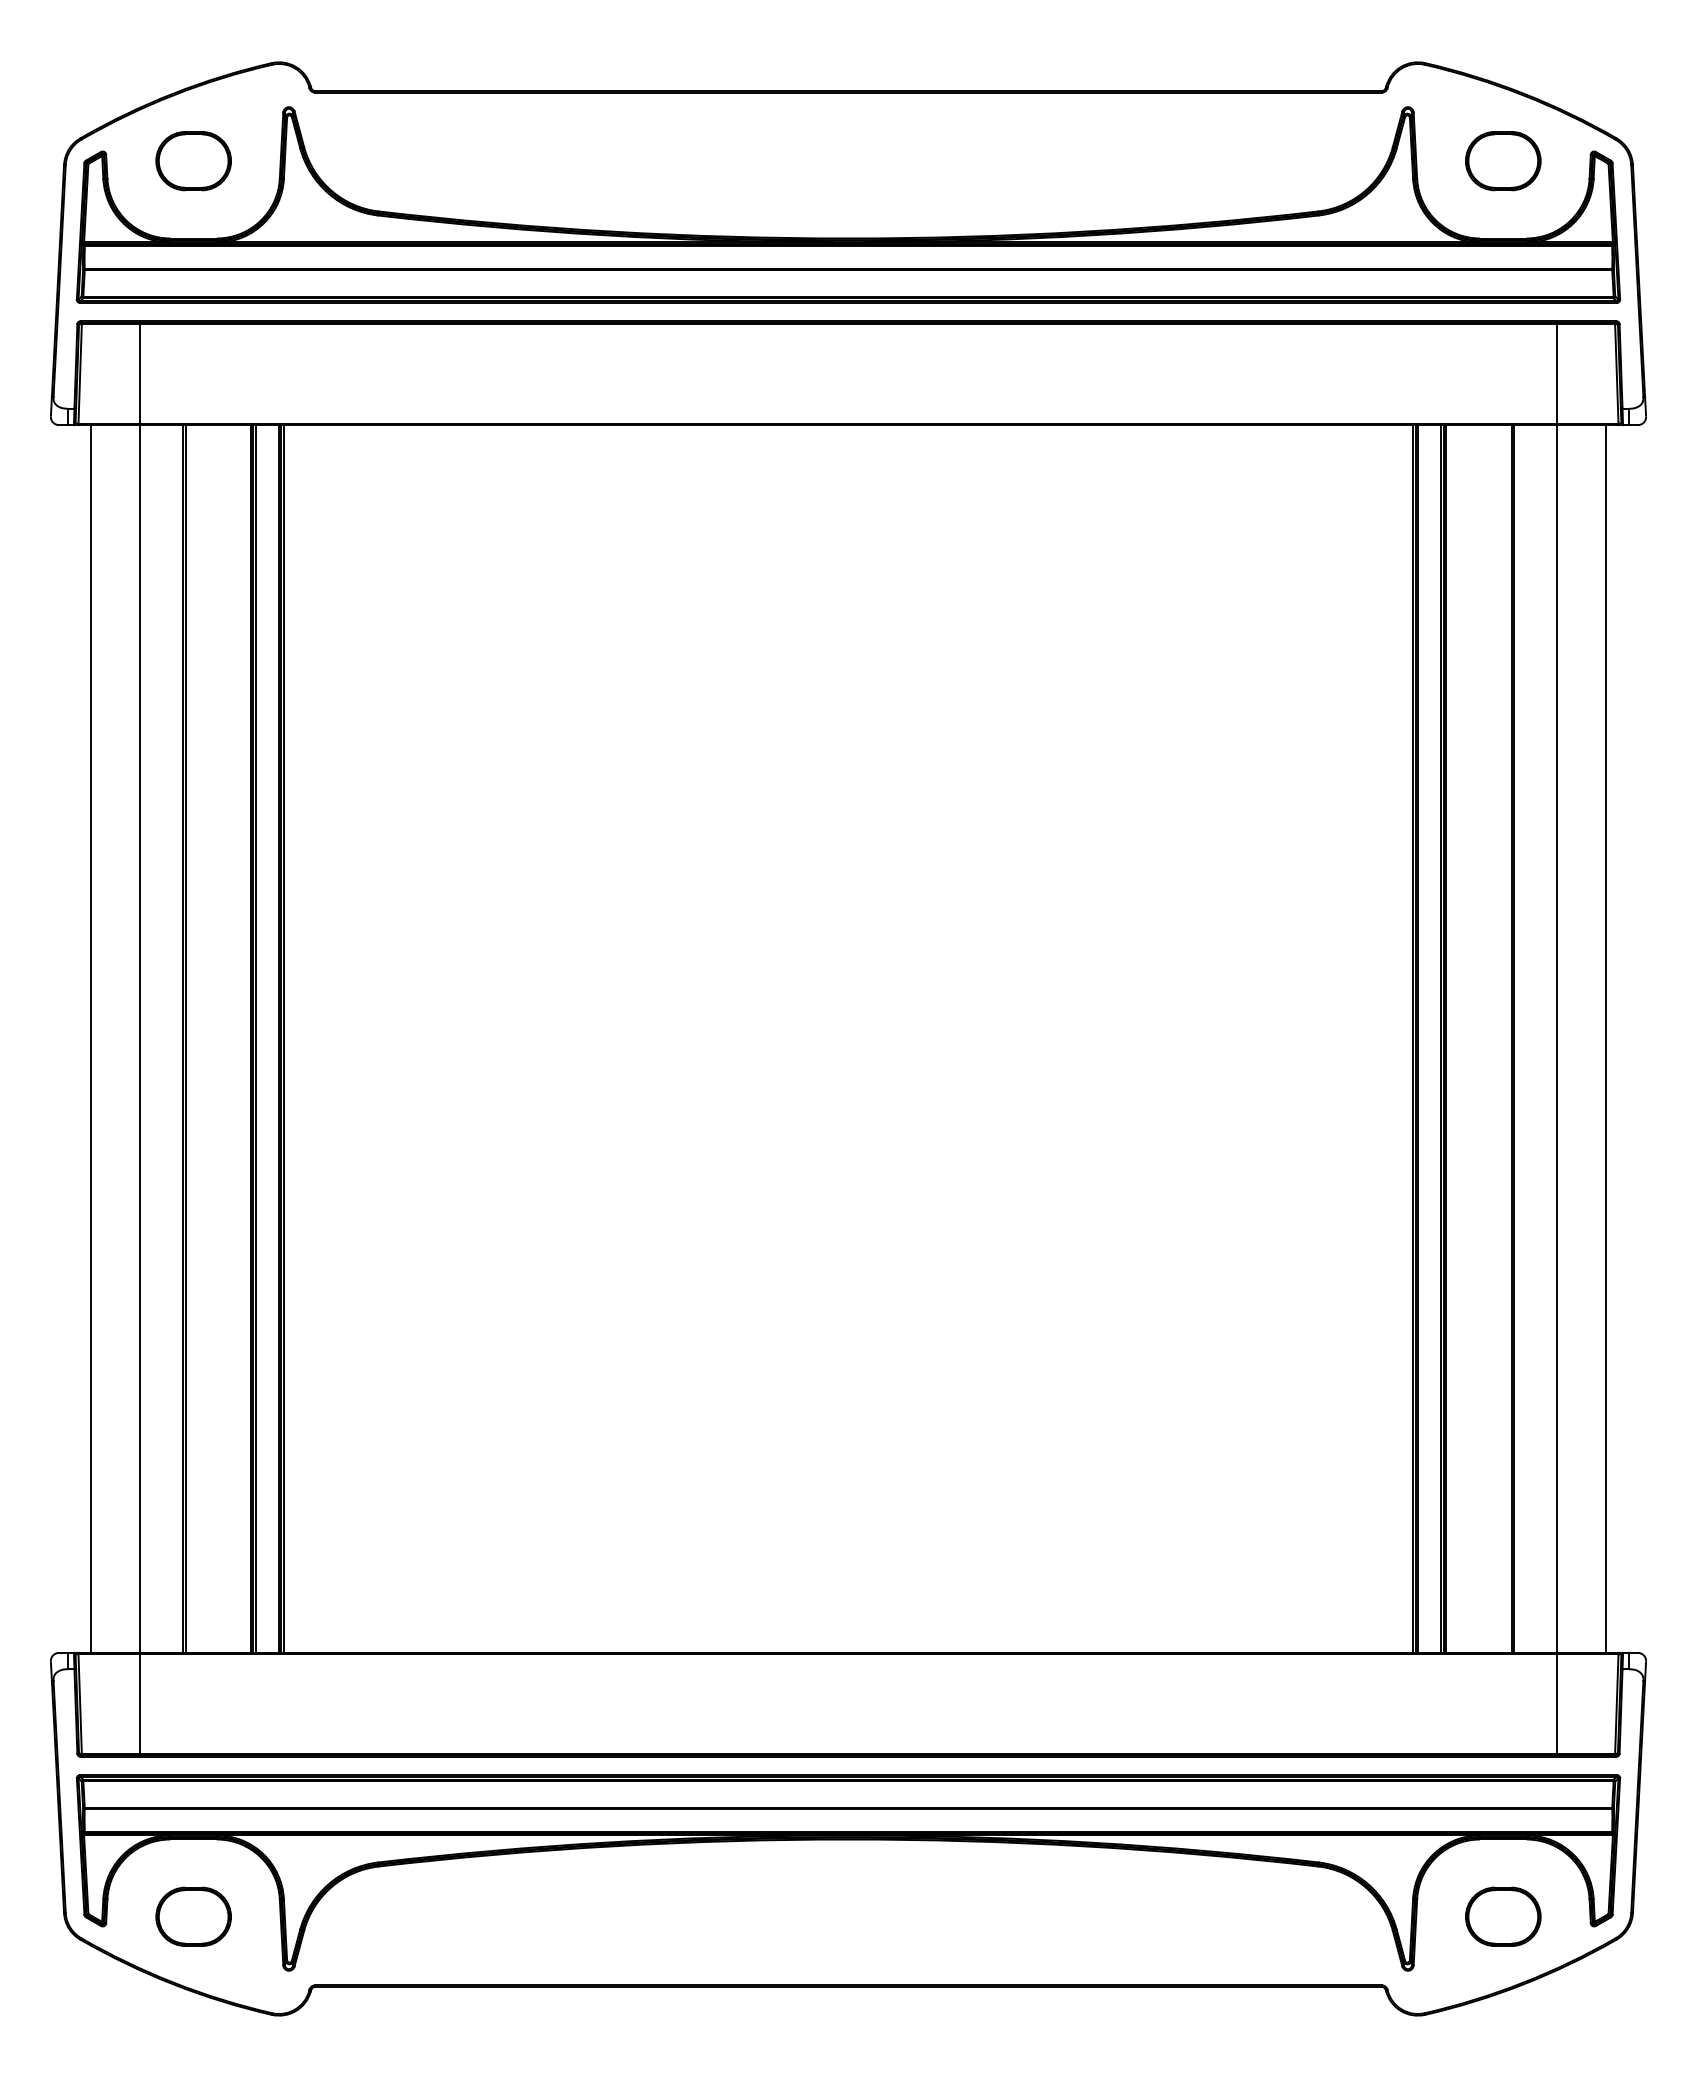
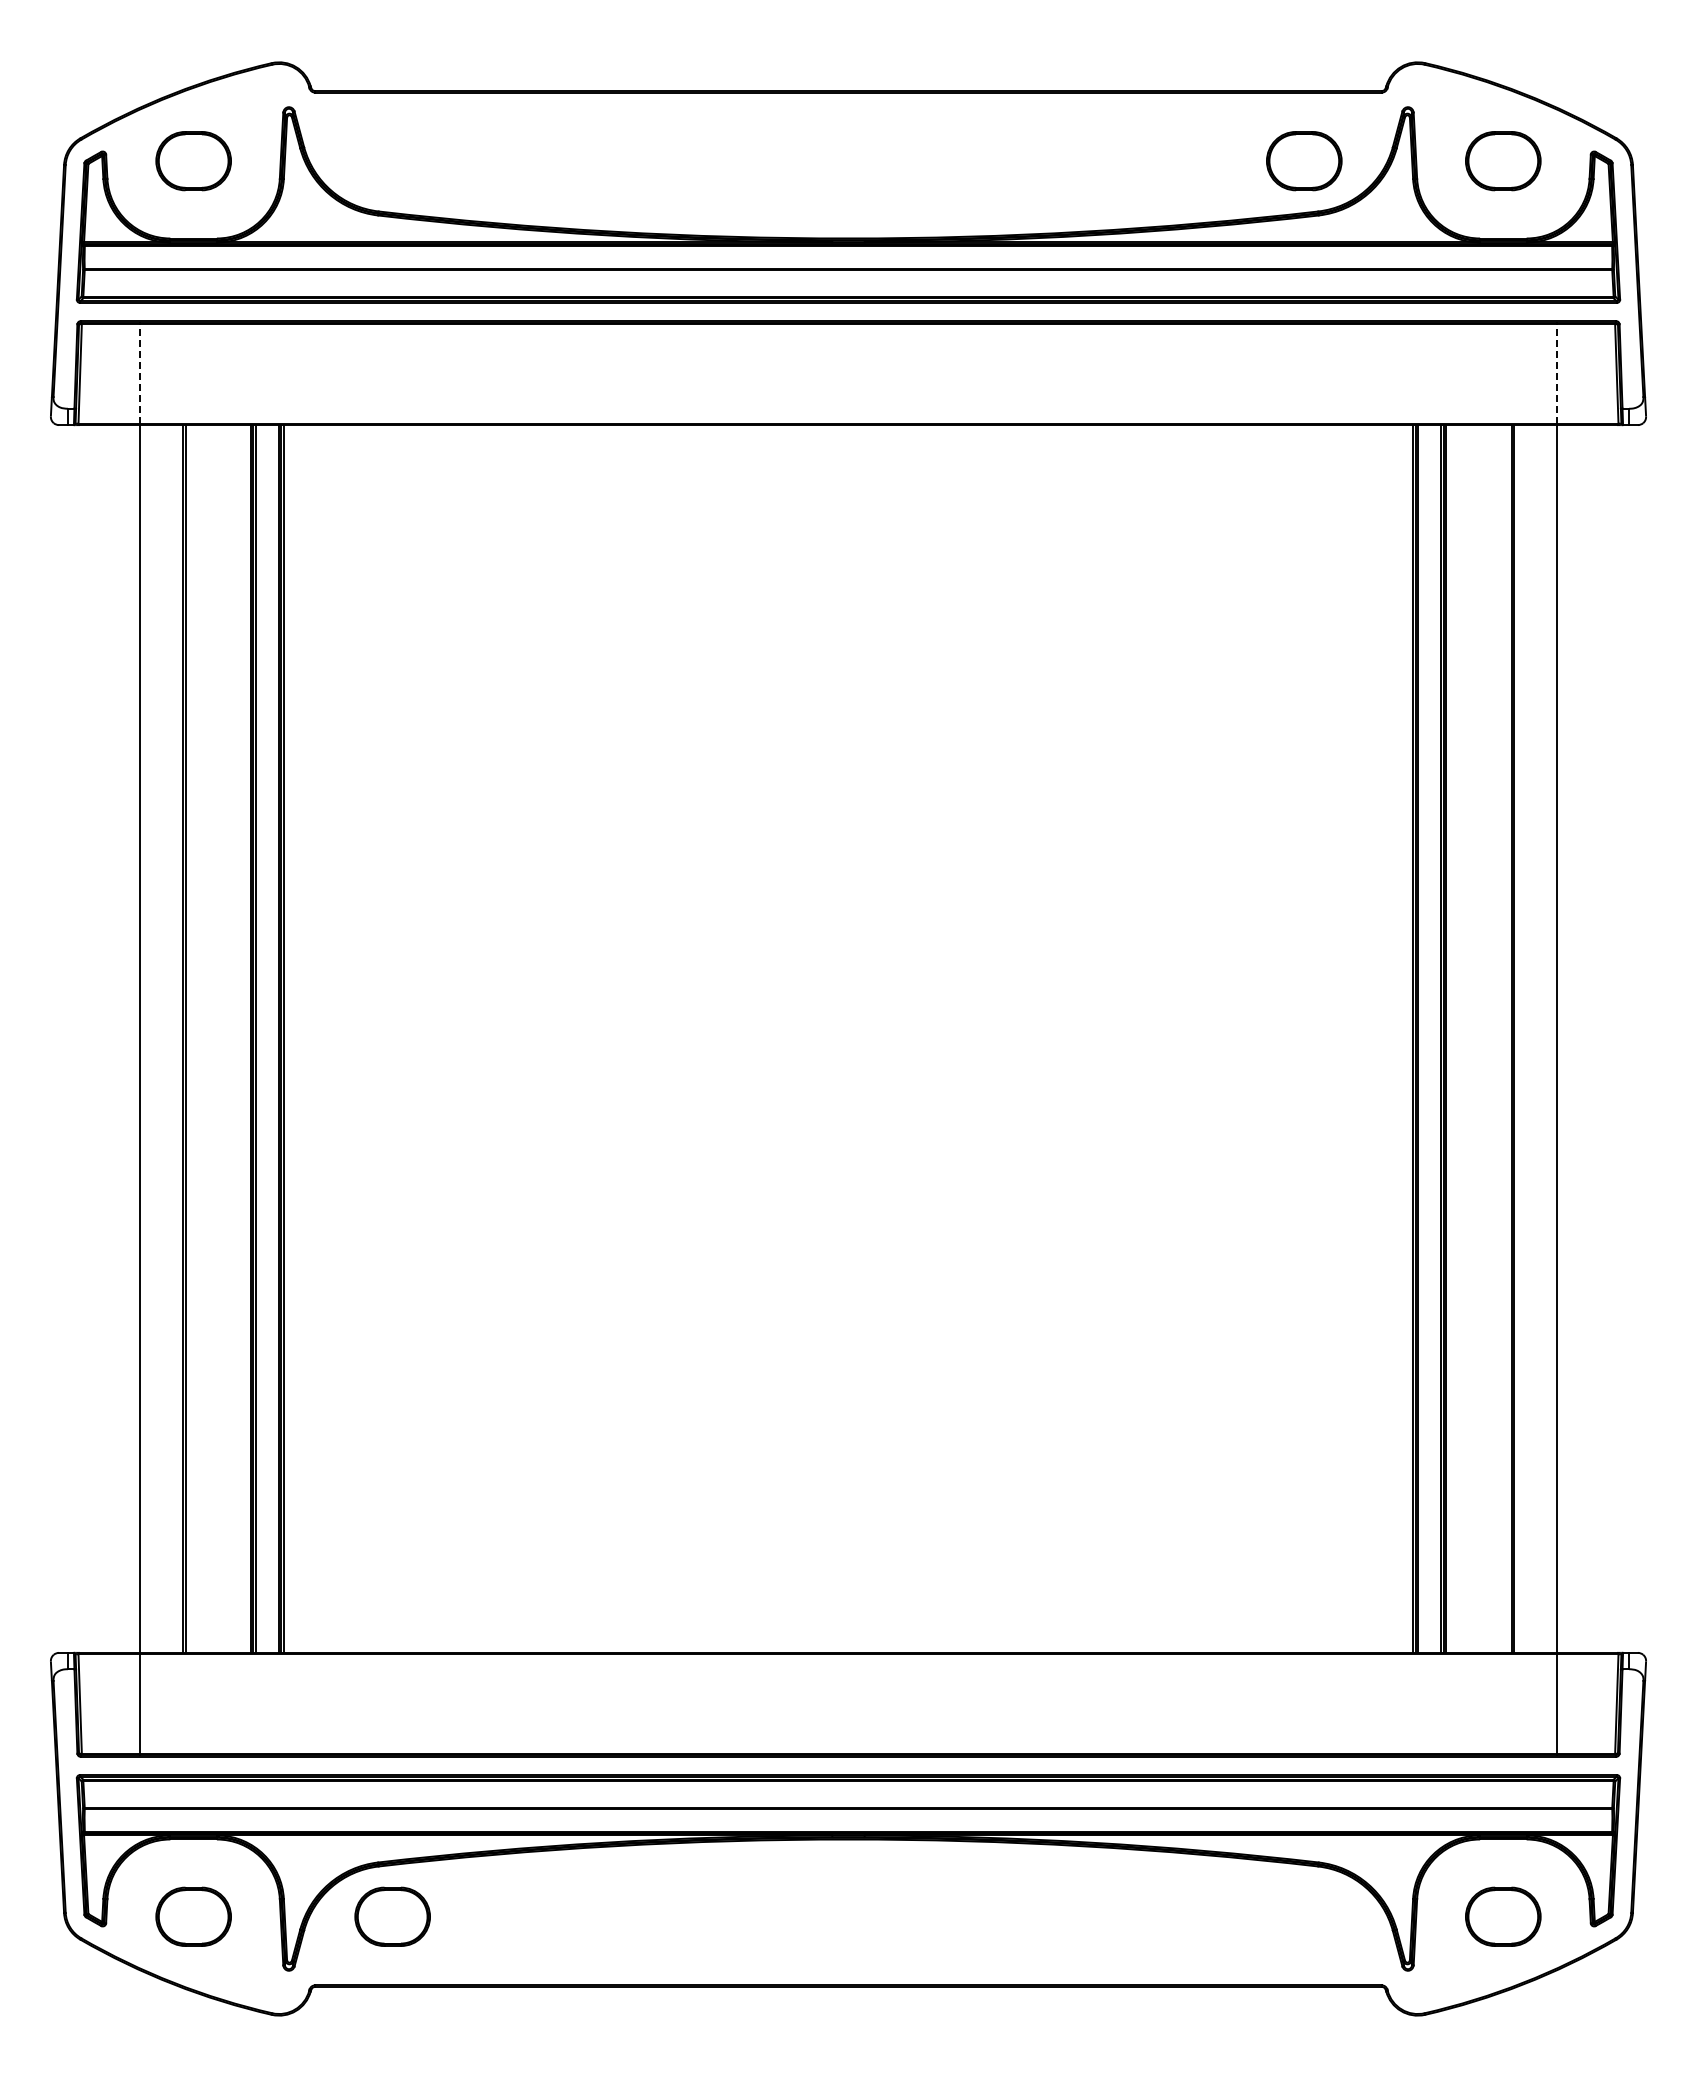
part: none -> present (1304, 161)
line: solid -> dashed (140, 373)
line: solid -> dashed (1556, 373)
line: present -> none (91, 1038)
line: present -> none (1605, 1038)
part: none -> present (392, 1916)
